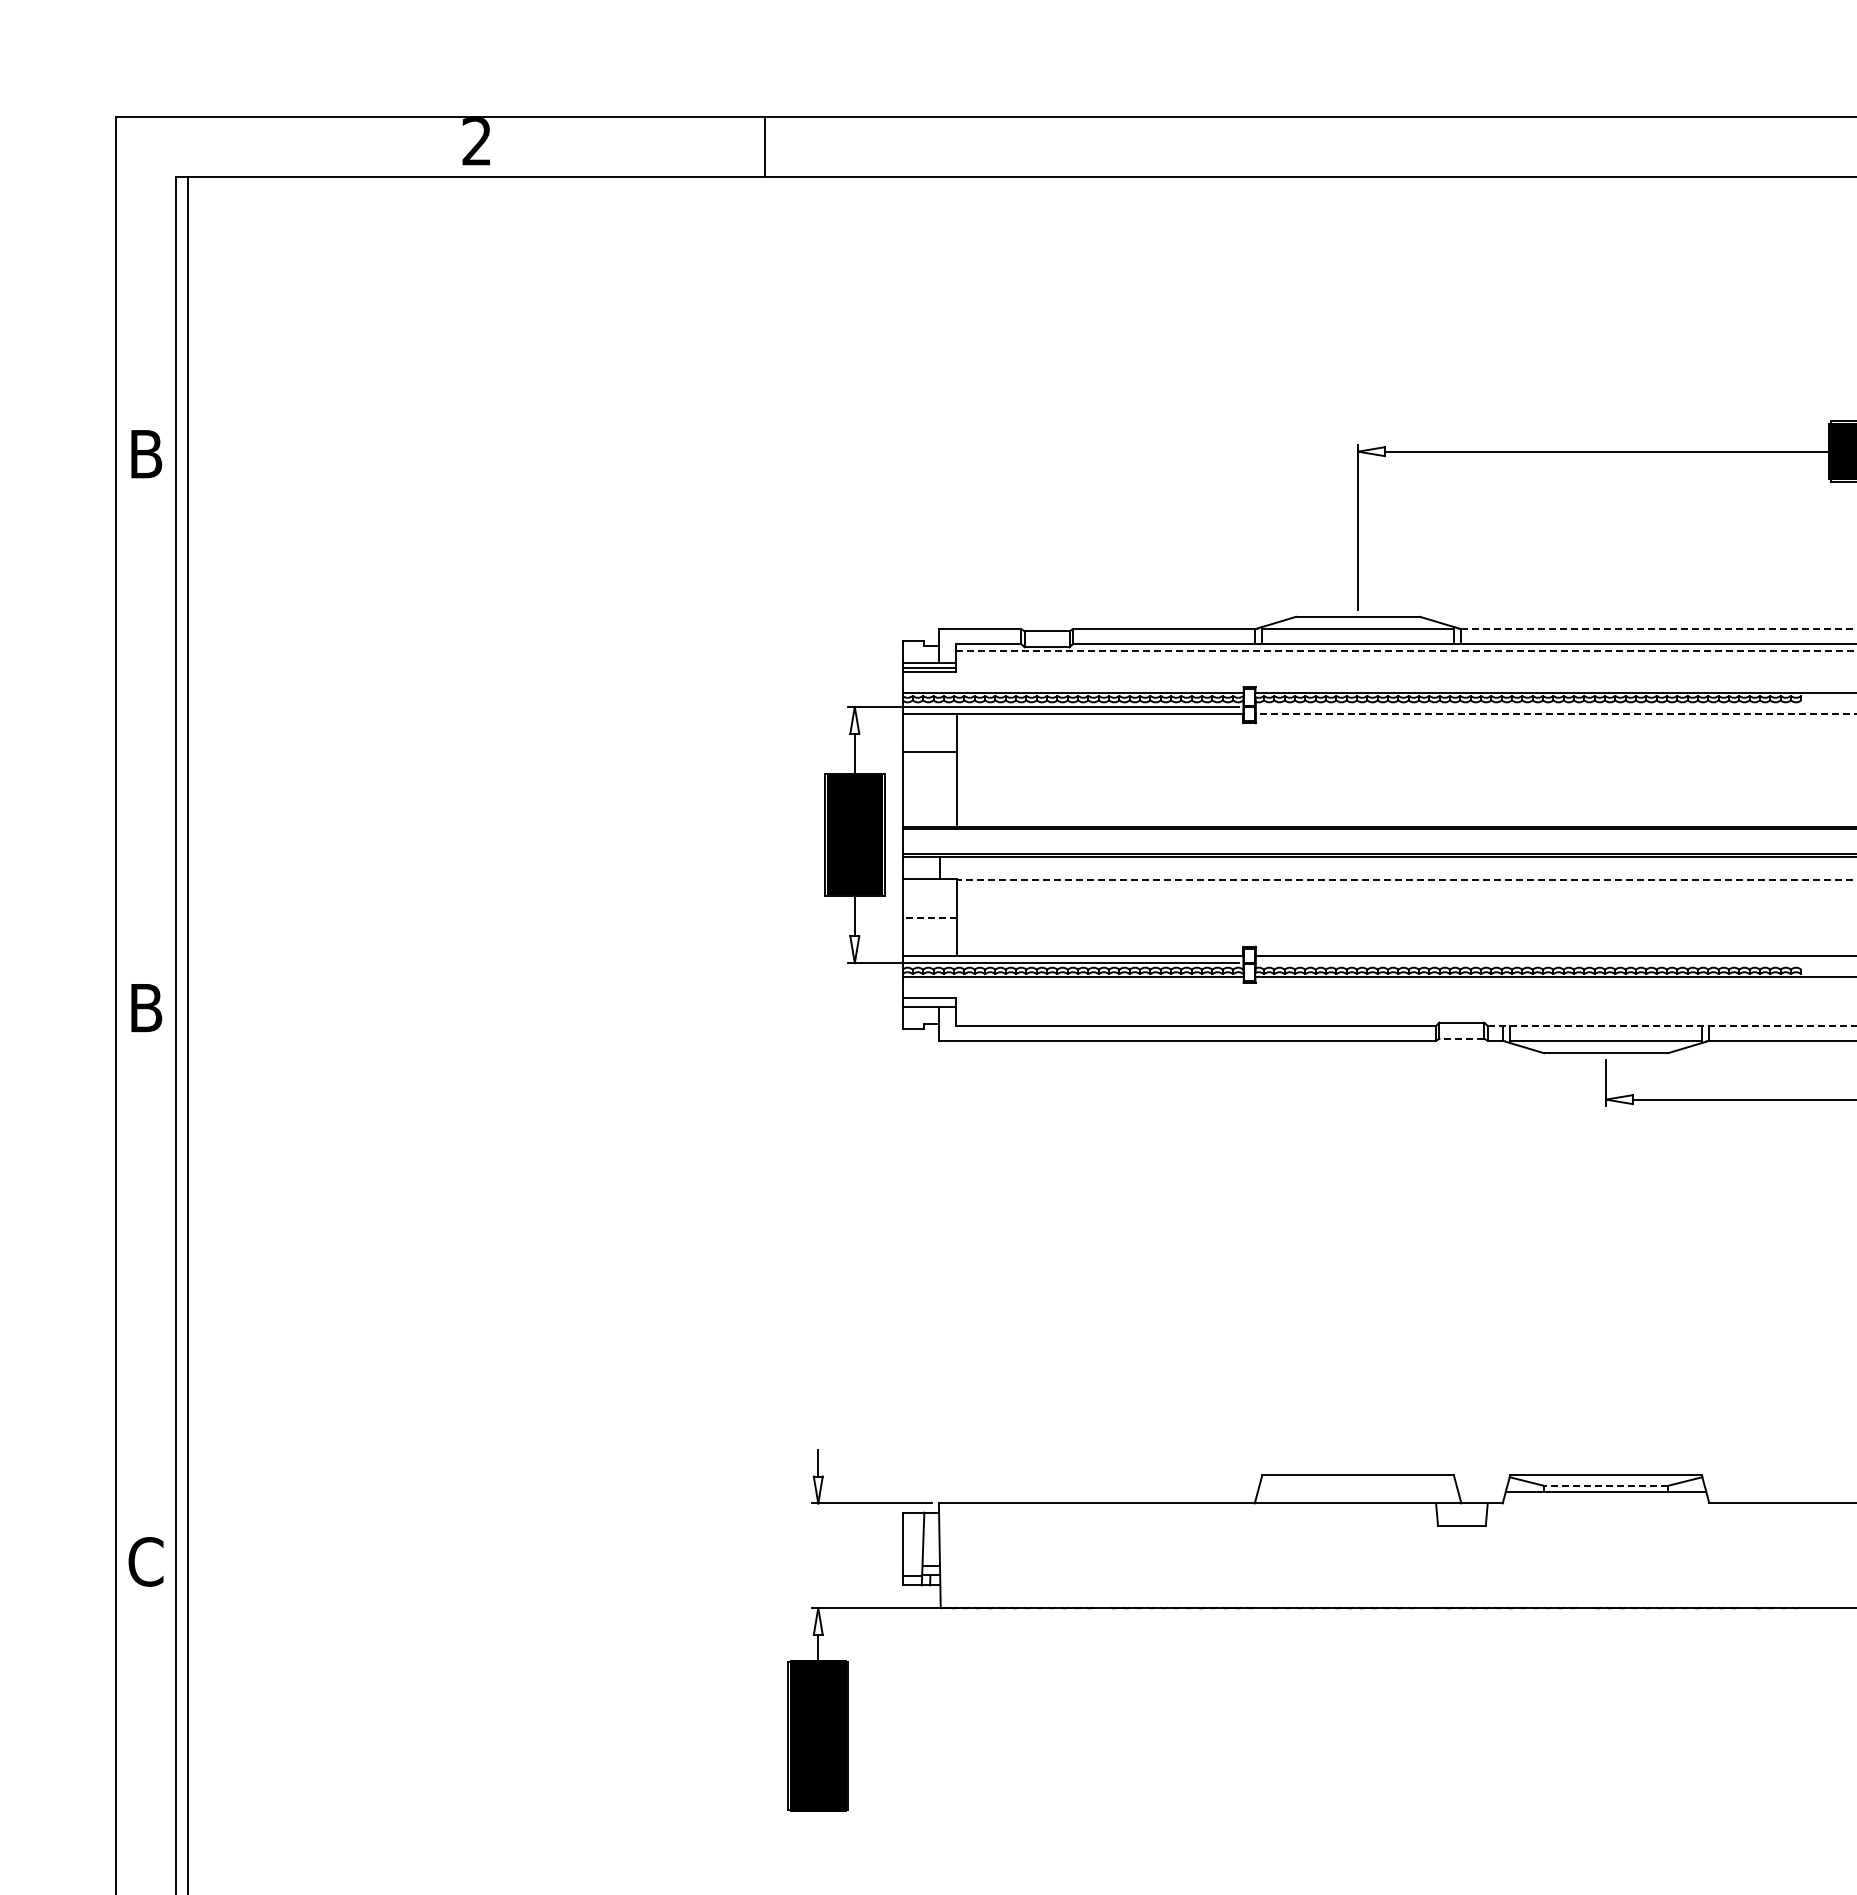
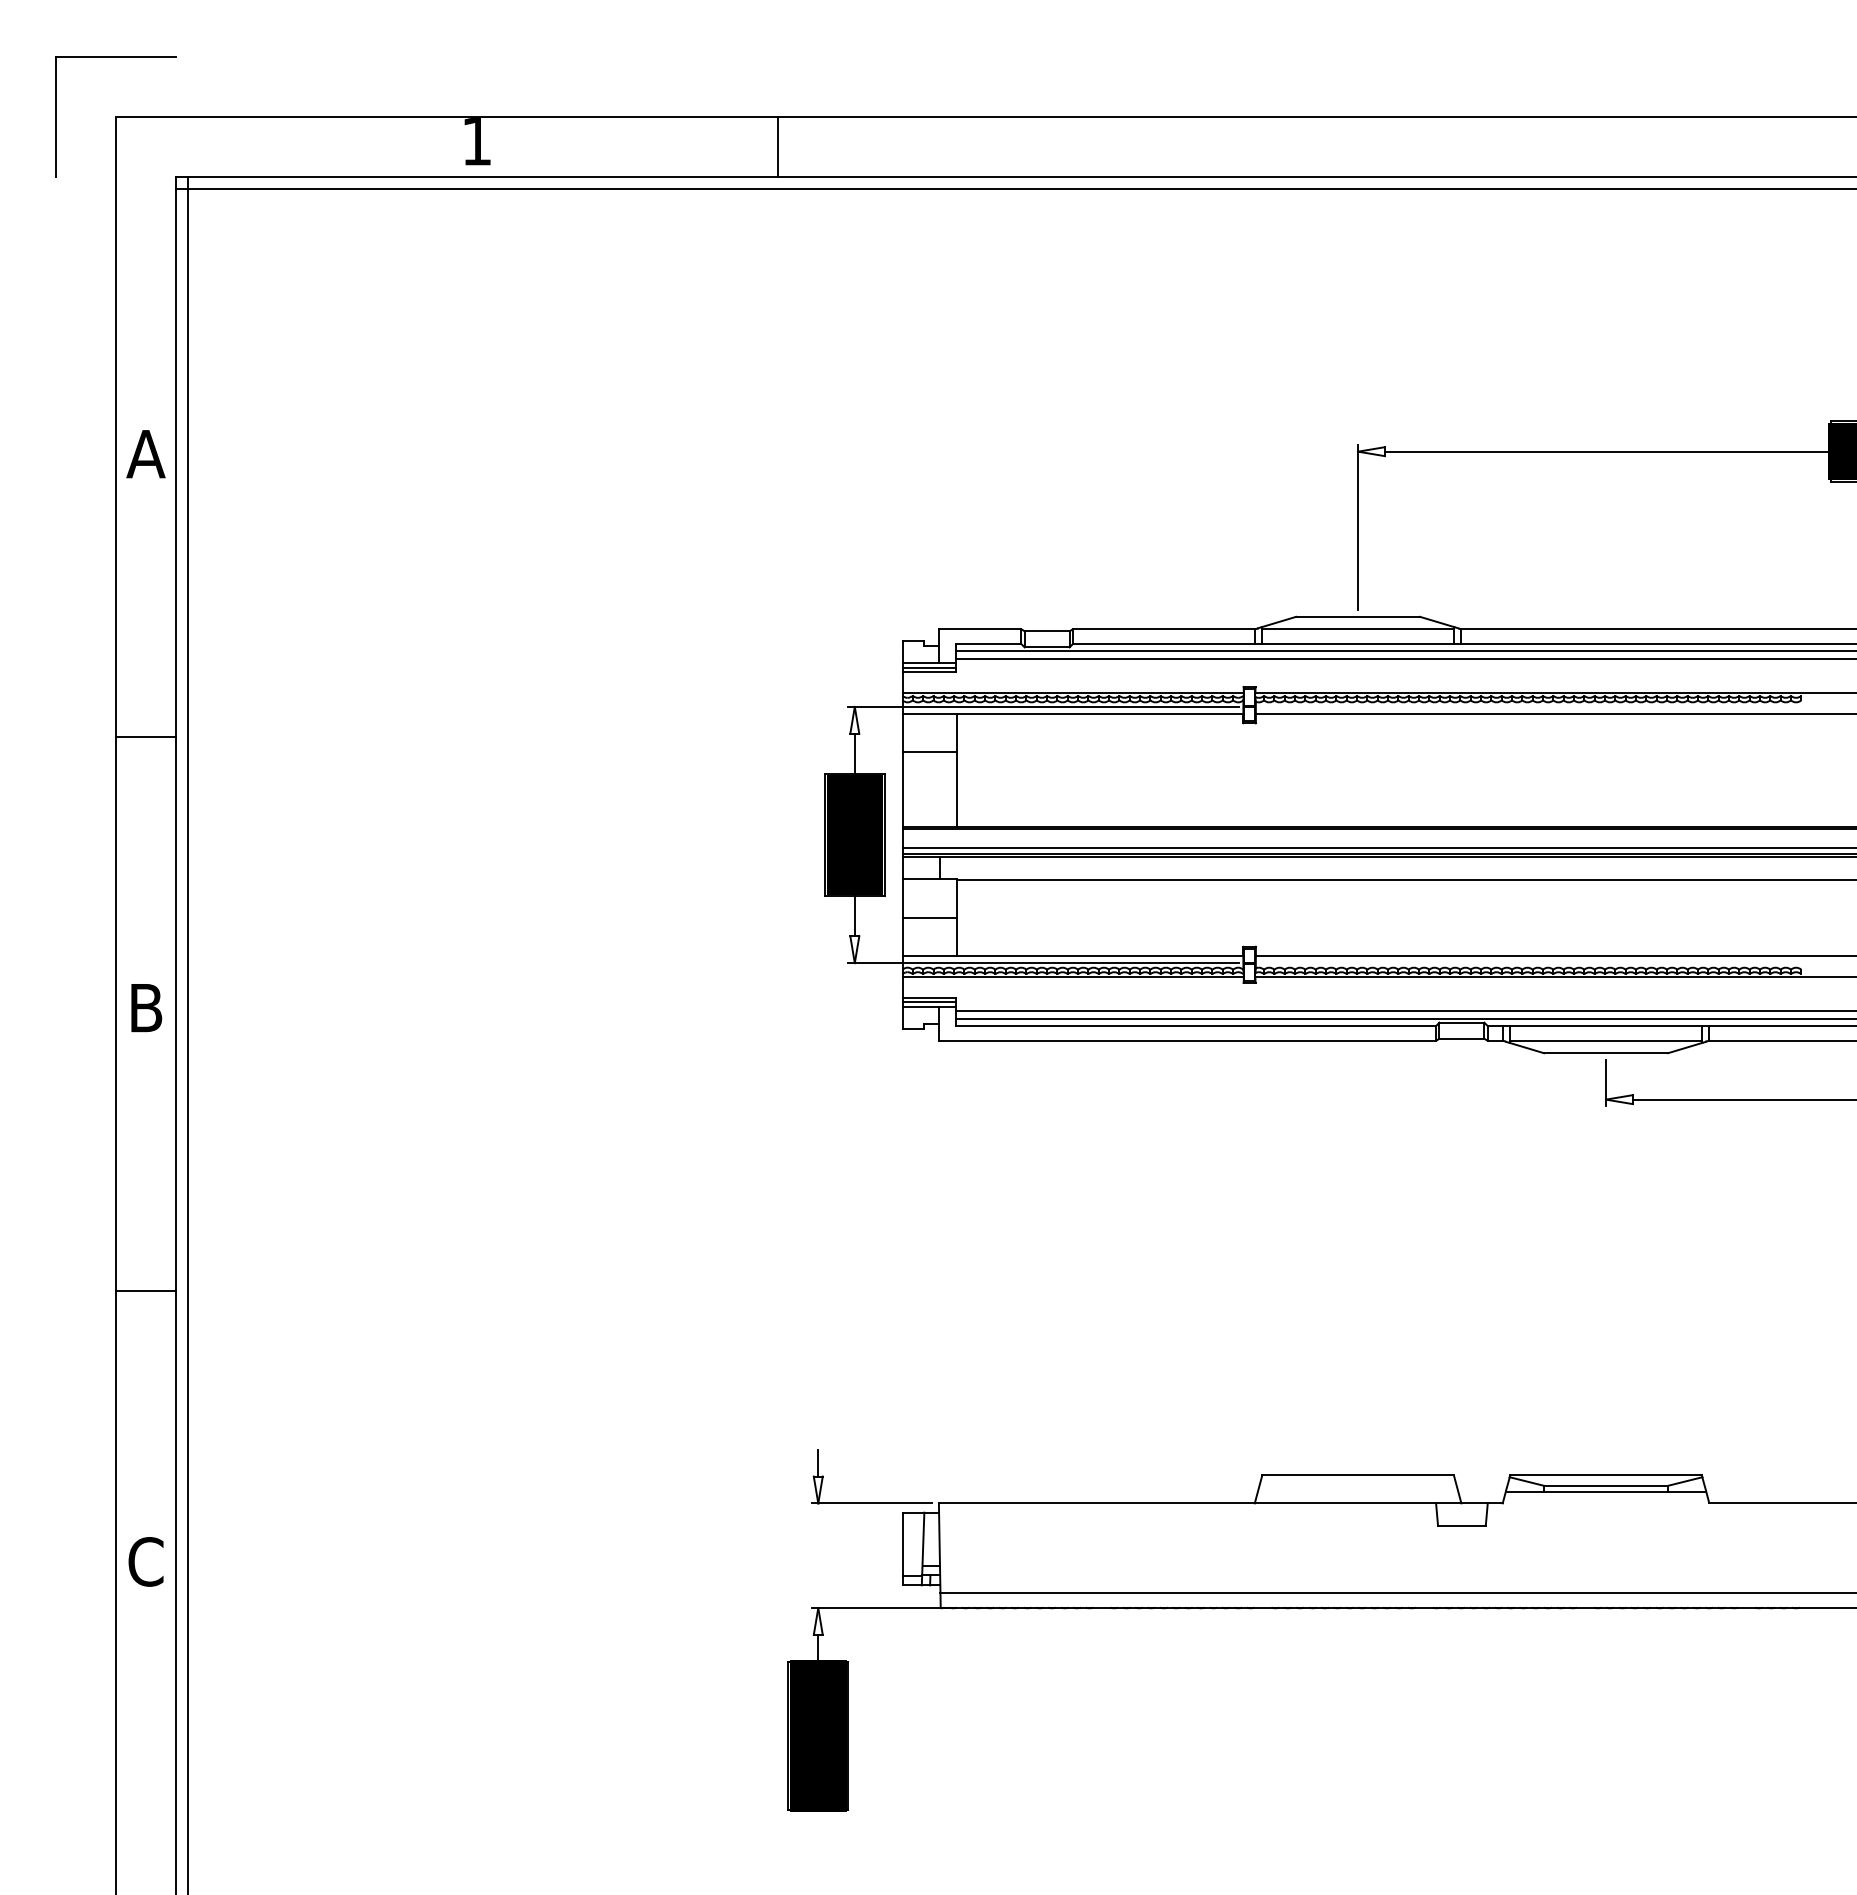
part: none -> present (115, 57)
text: 2 -> 1 (476, 141)
line position: (765, 147) -> (778, 147) (778, 147)
line: none -> present (1014, 189)
text: B -> A (145, 454)
line: dashed -> solid (1659, 629)
line: dashed -> solid (1407, 651)
line: none -> present (1404, 659)
line: dashed -> solid (1555, 713)
line: none -> present (145, 737)
line: none -> present (1377, 848)
line: dashed -> solid (1407, 880)
line: dashed -> solid (929, 918)
line: none -> present (929, 1001)
line: none -> present (1404, 1010)
line: none -> present (1404, 1018)
line: dashed -> solid (1672, 1026)
line: dashed -> solid (1461, 1038)
line: none -> present (145, 1291)
line: dashed -> solid (1606, 1485)
line: none -> present (1396, 1593)
